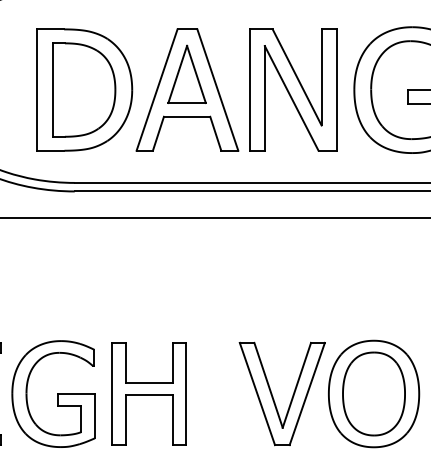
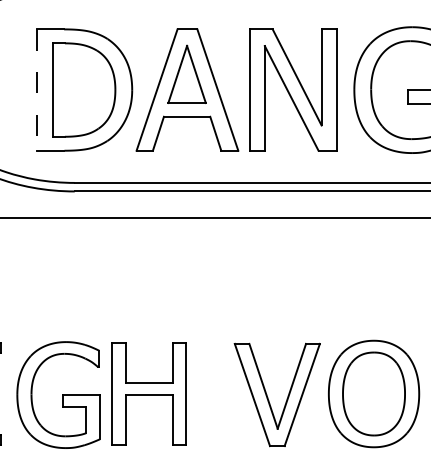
line: solid -> dashed (36, 90)
part position: (53, 393) -> (58, 394) (58, 394)
part position: (273, 396) -> (268, 397) (268, 397)
